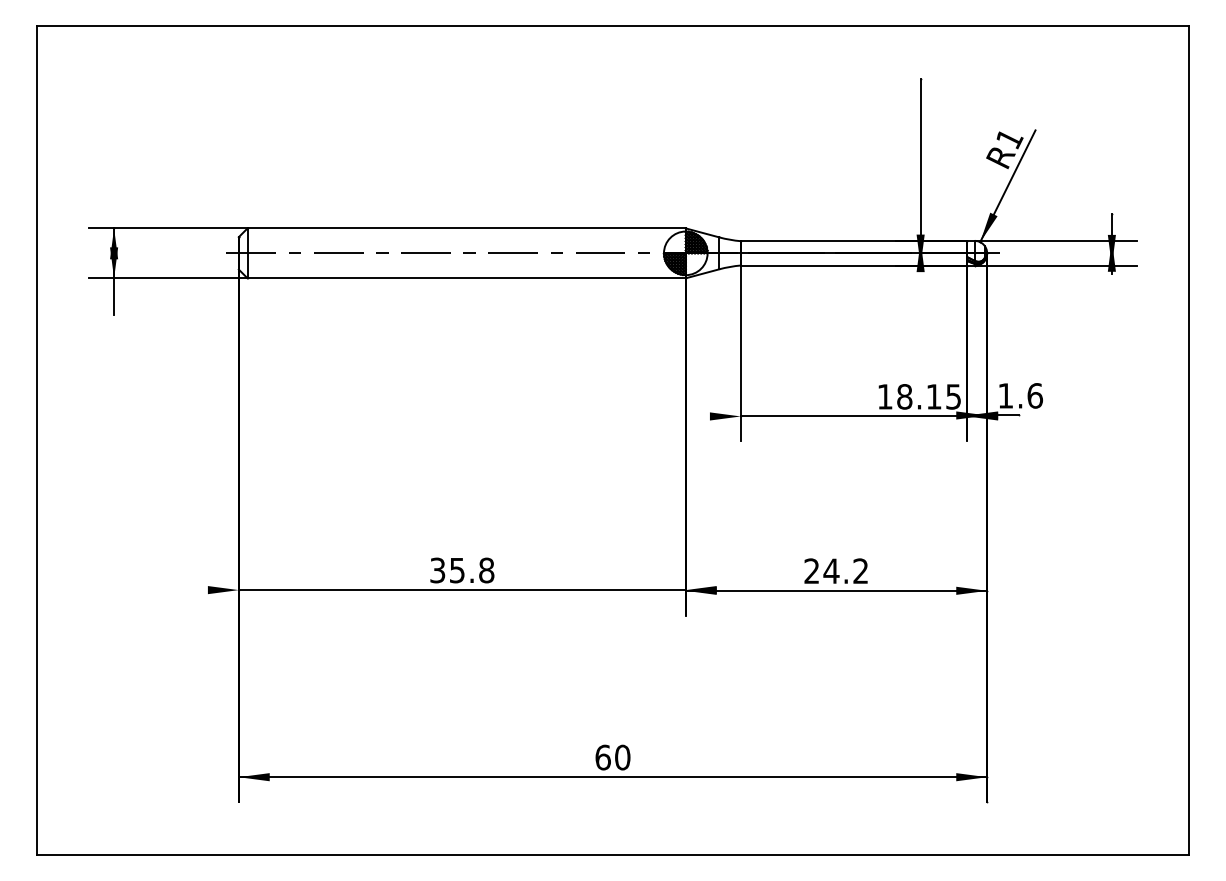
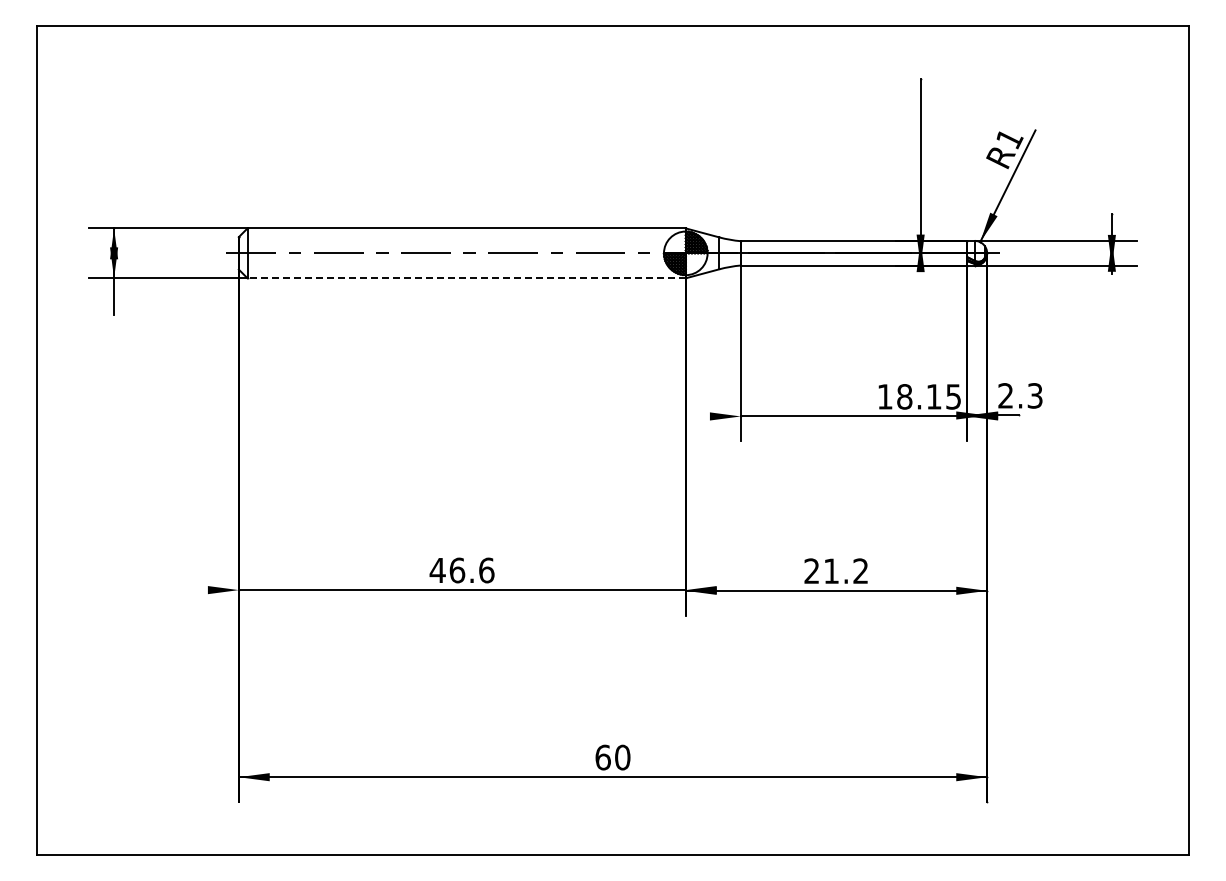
line: solid -> dashed (466, 278)
text: 1.6 -> 2.3 (1020, 395)
text: 35.8 -> 46.6 (461, 570)
text: 24.2 -> 21.2 (831, 570)
